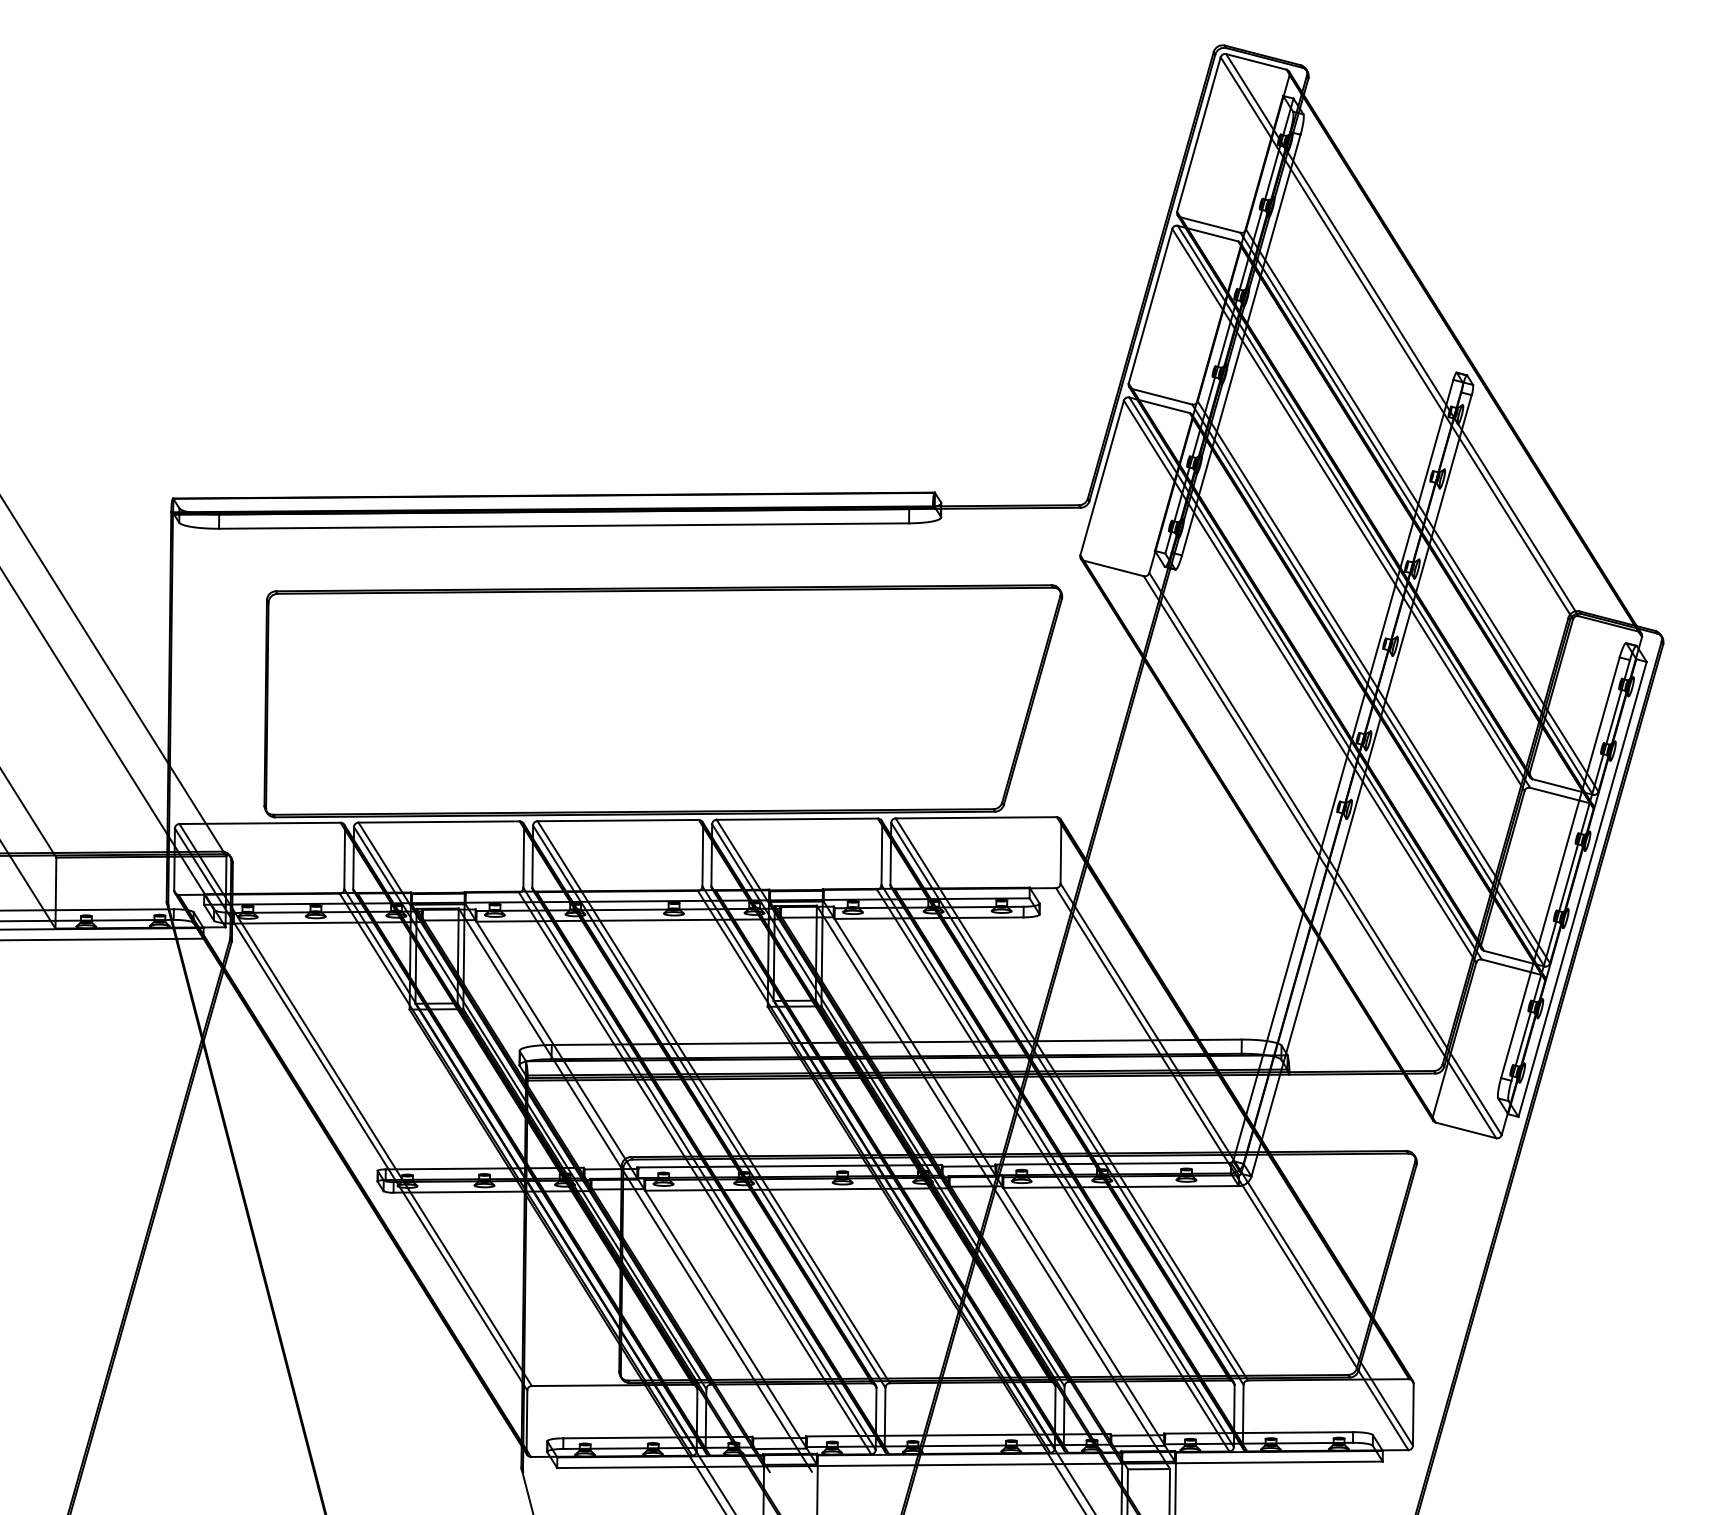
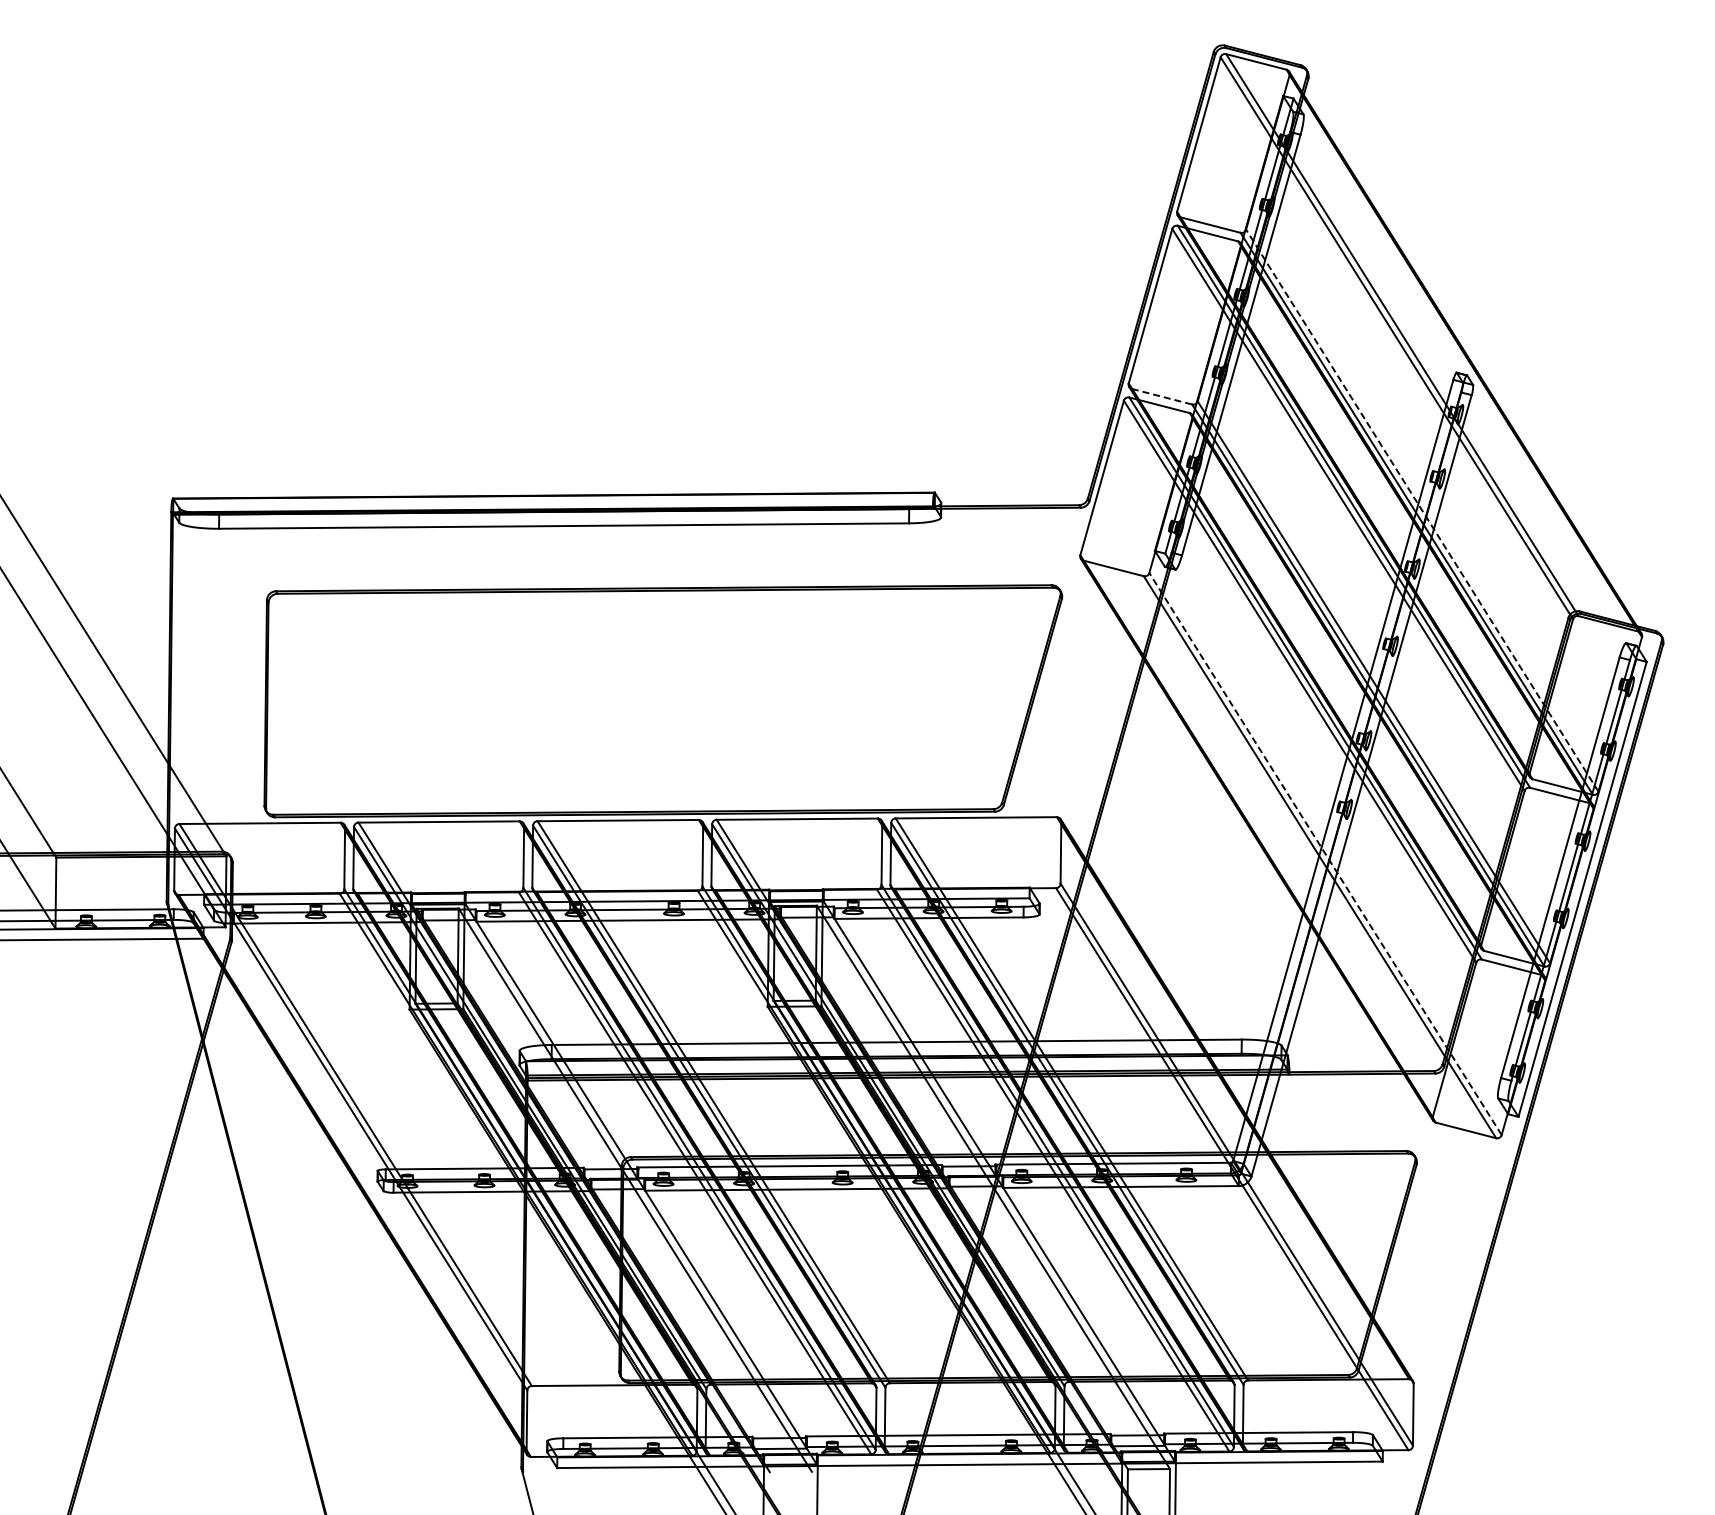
line: solid -> dashed (1162, 396)
line: solid -> dashed (1422, 510)
line: solid -> dashed (1325, 854)
